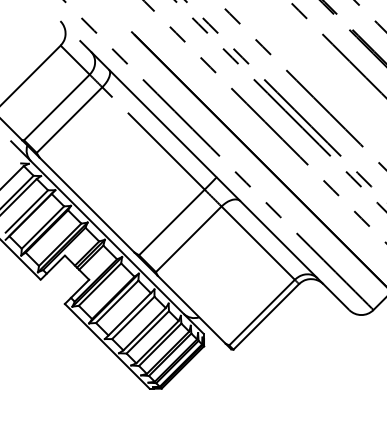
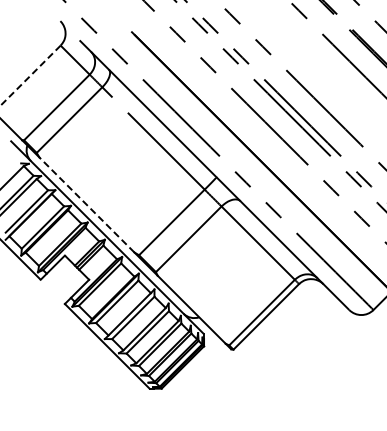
line: solid -> dashed (30, 75)
line: solid -> dashed (86, 204)
